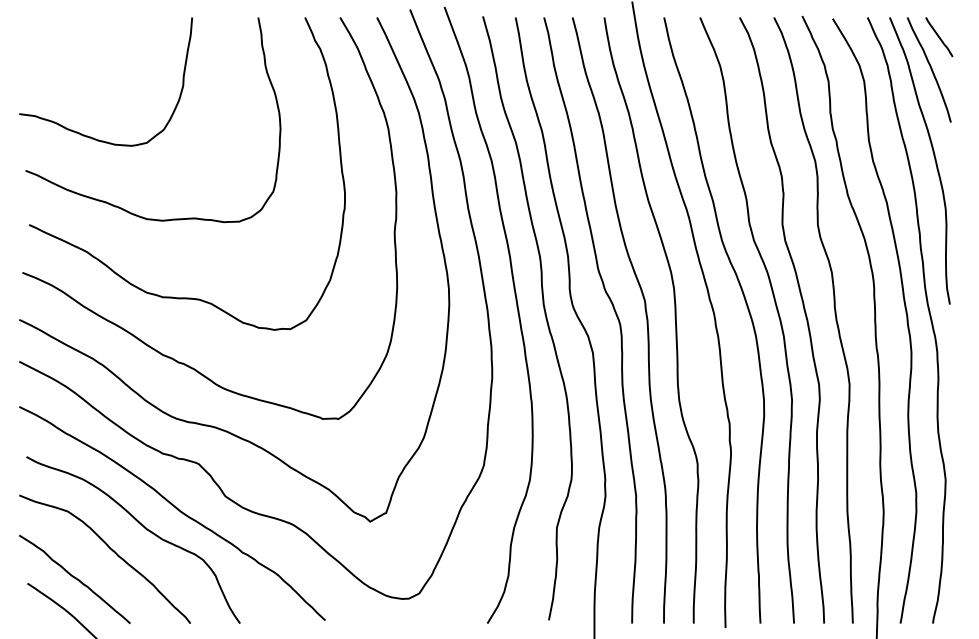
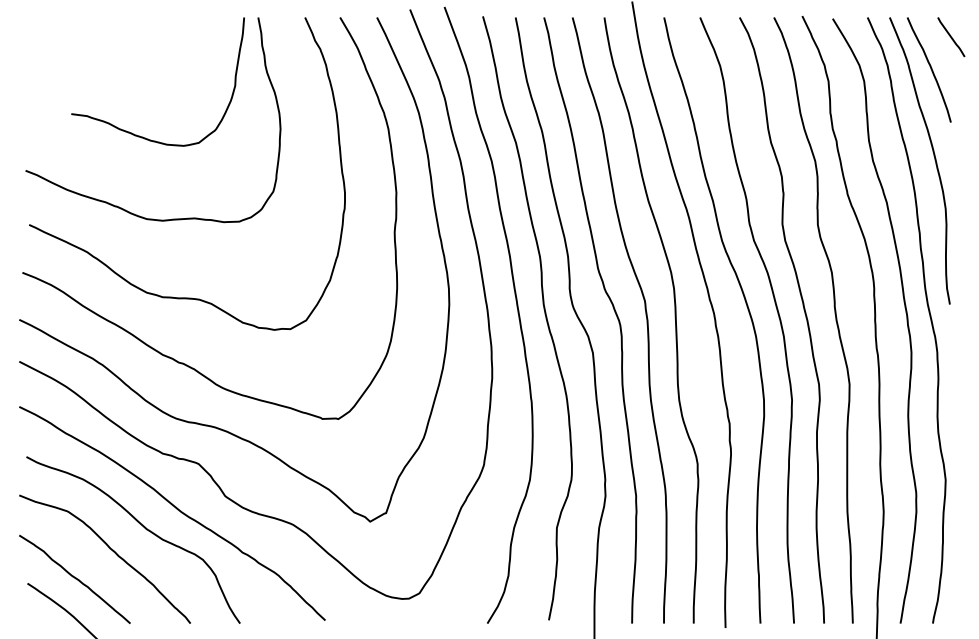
line position: (939, 37) -> (951, 37) (951, 37)
curve position: (87, 135) -> (139, 135) (139, 135)
